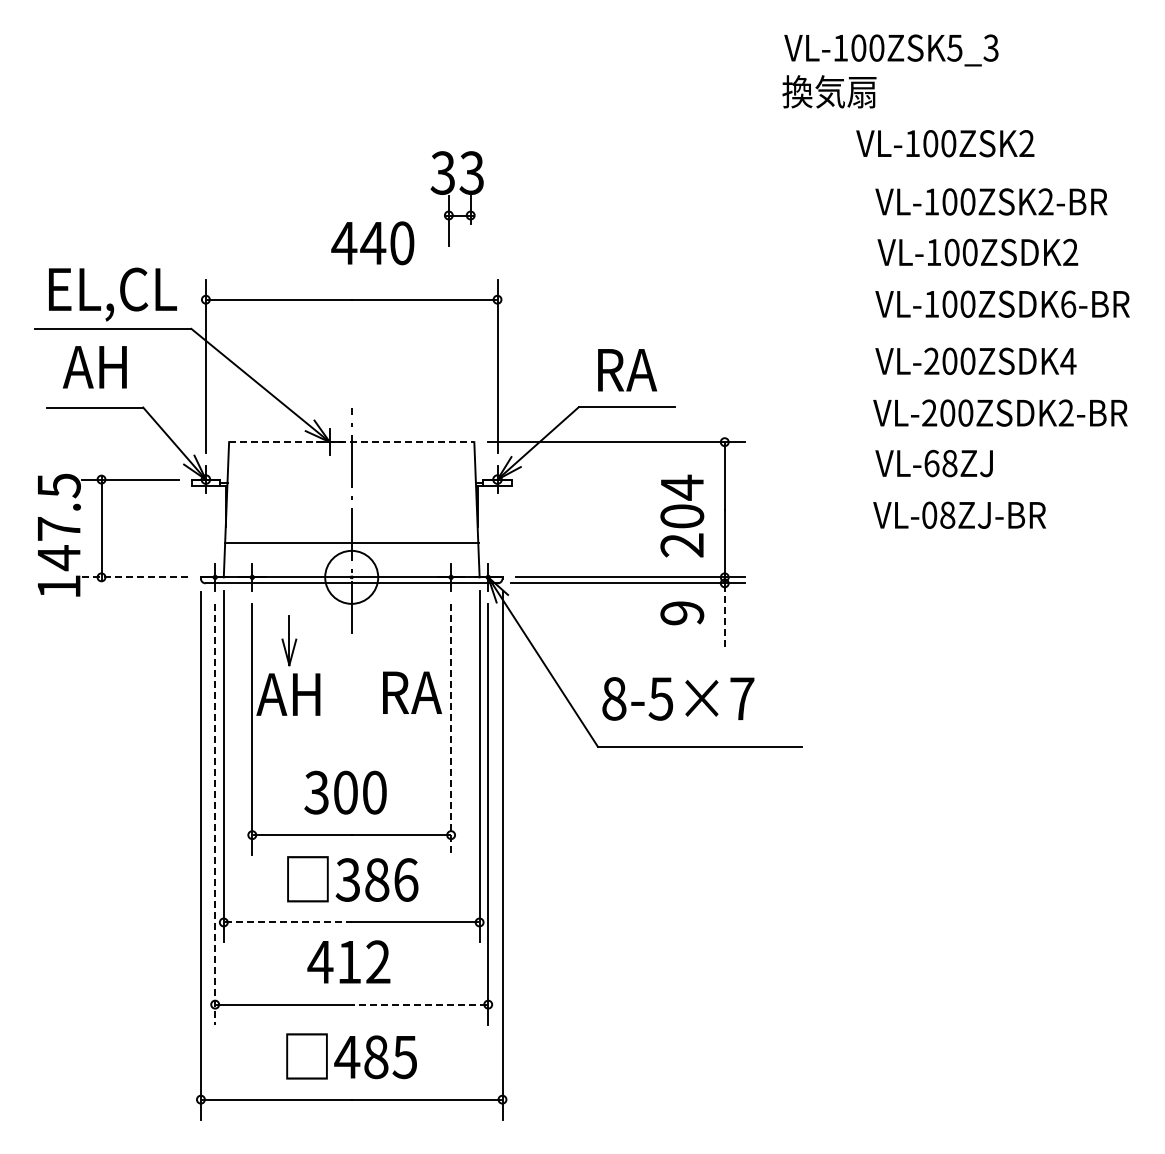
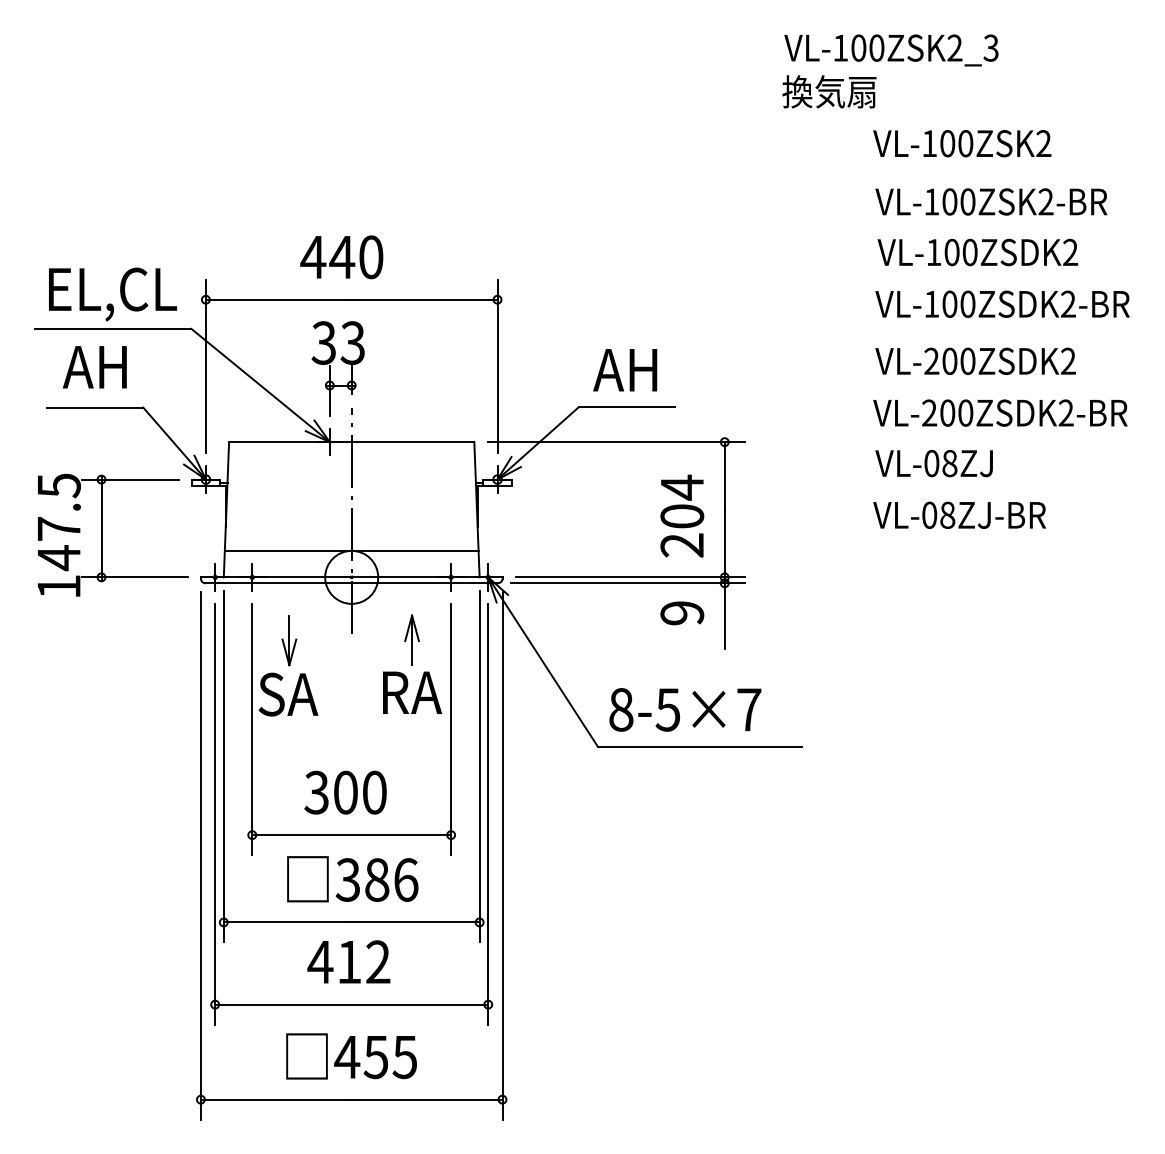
text: VL-100ZSK5_3 -> VL-100ZSK2_3 (954, 47)
text position: (945, 143) -> (962, 143) (962, 143)
part position: (449, 198) -> (330, 368) (330, 368)
text position: (372, 243) -> (341, 257) (341, 257)
text: VL-100ZSDK6-BR -> VL-100ZSDK2-BR (1068, 303)
text: VL-200ZSDK4 -> VL-200ZSDK2 (1068, 360)
text: RA -> AH (625, 370)
line: dashed -> solid (351, 442)
text: VL-68ZJ -> VL-08ZJ (931, 463)
line position: (351, 542) -> (351, 550) (351, 550)
line: dashed -> solid (134, 577)
line: dashed -> solid (724, 616)
part: none -> present (411, 639)
text: AH -> SA (288, 694)
text position: (678, 698) -> (685, 709) (685, 709)
line: dashed -> solid (451, 729)
line: dashed -> solid (215, 814)
line: dashed -> solid (288, 922)
line: dashed -> solid (419, 1004)
text: 485 -> 455 (375, 1057)
